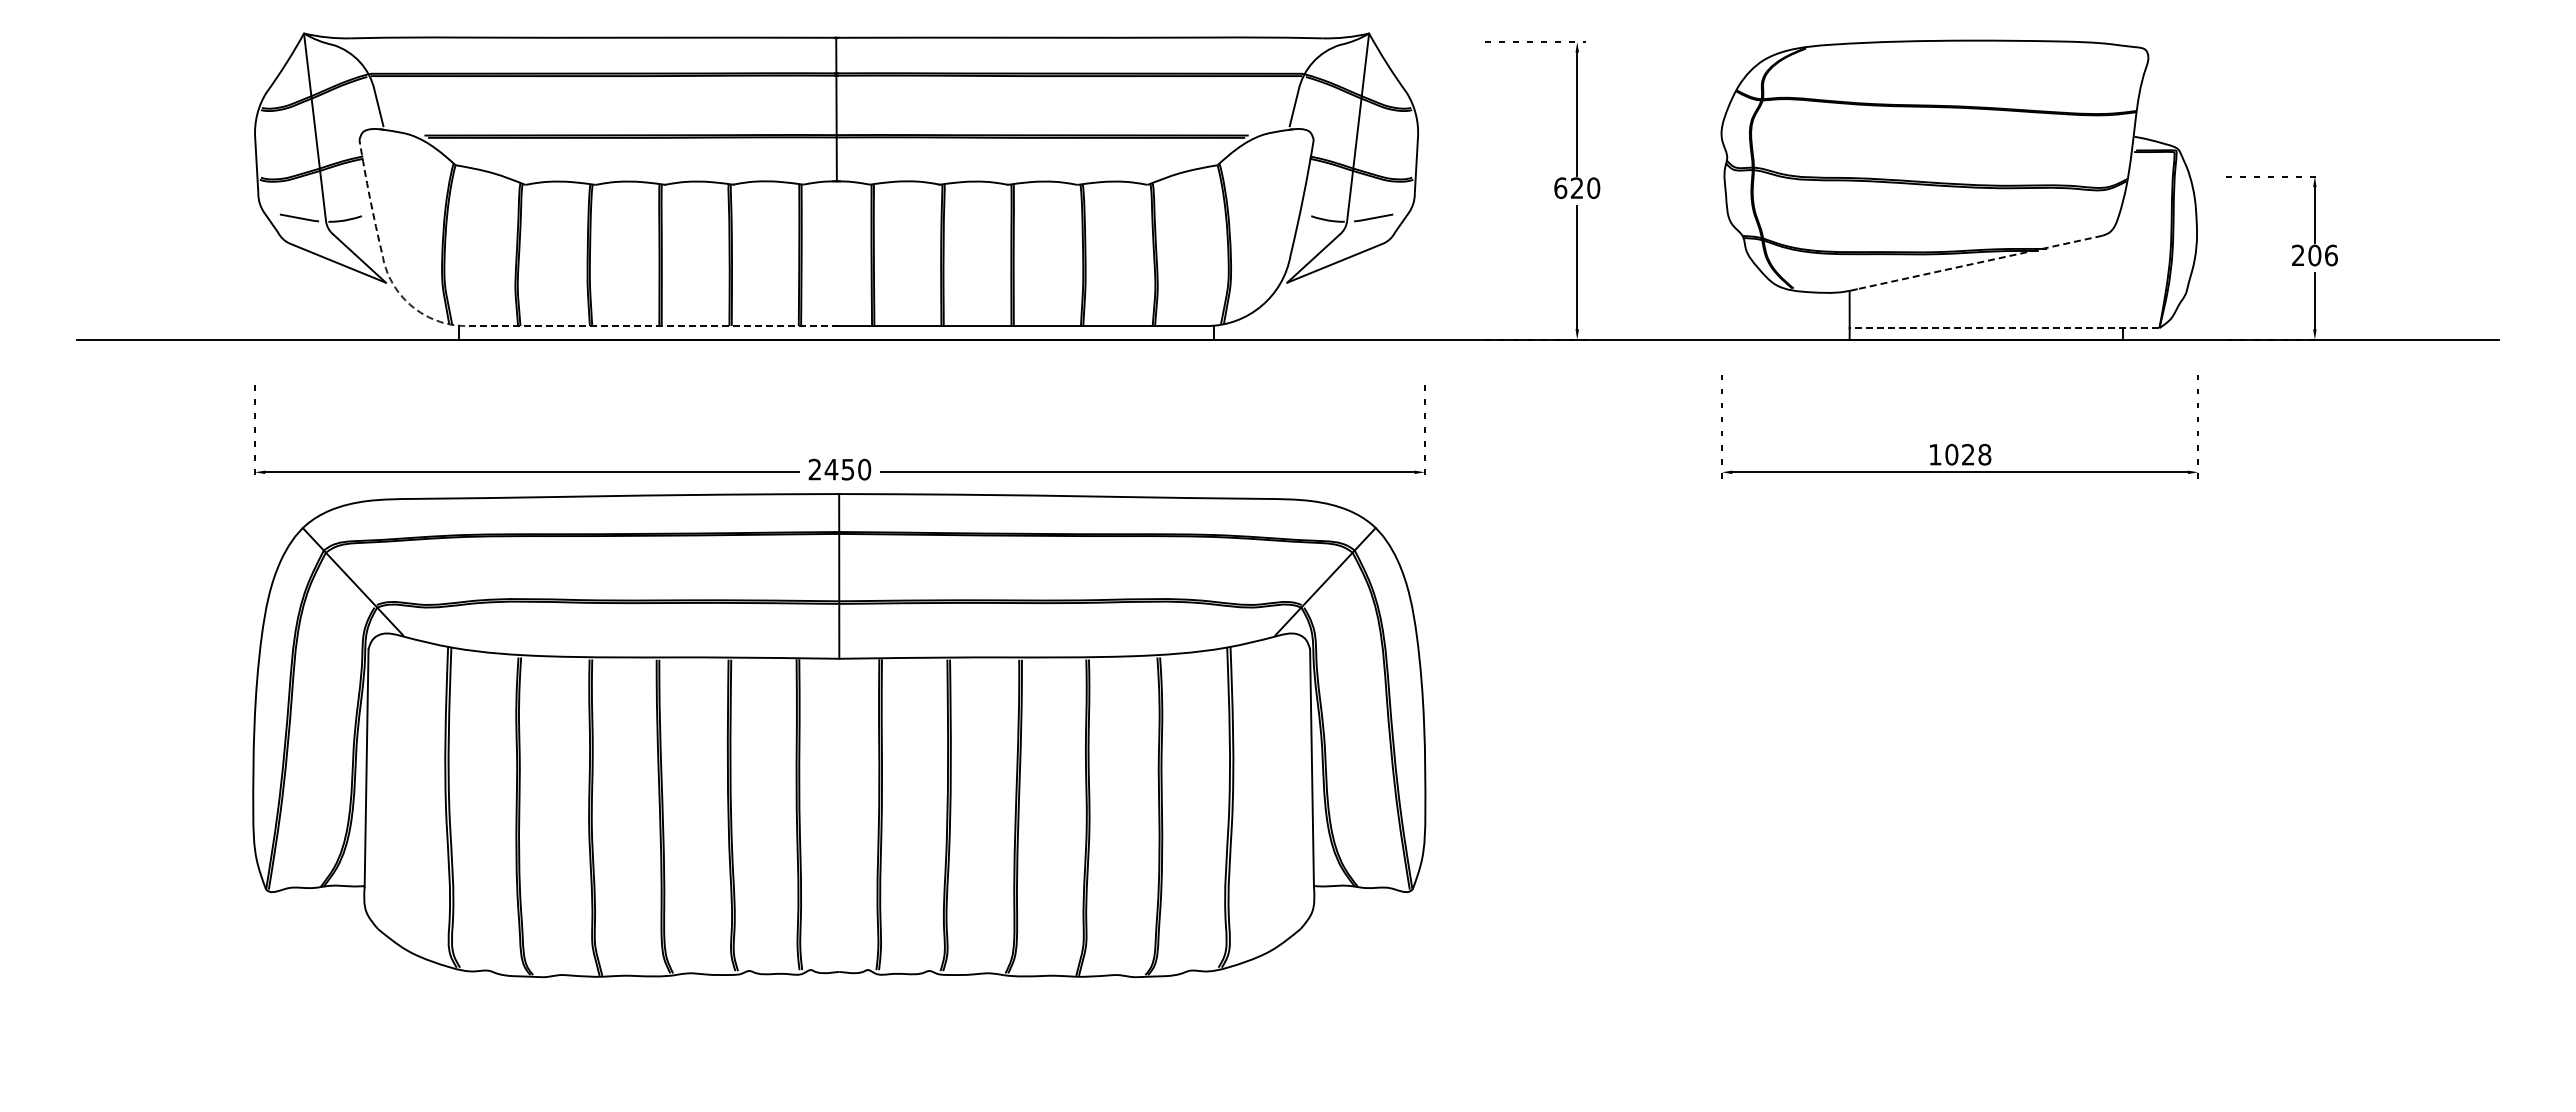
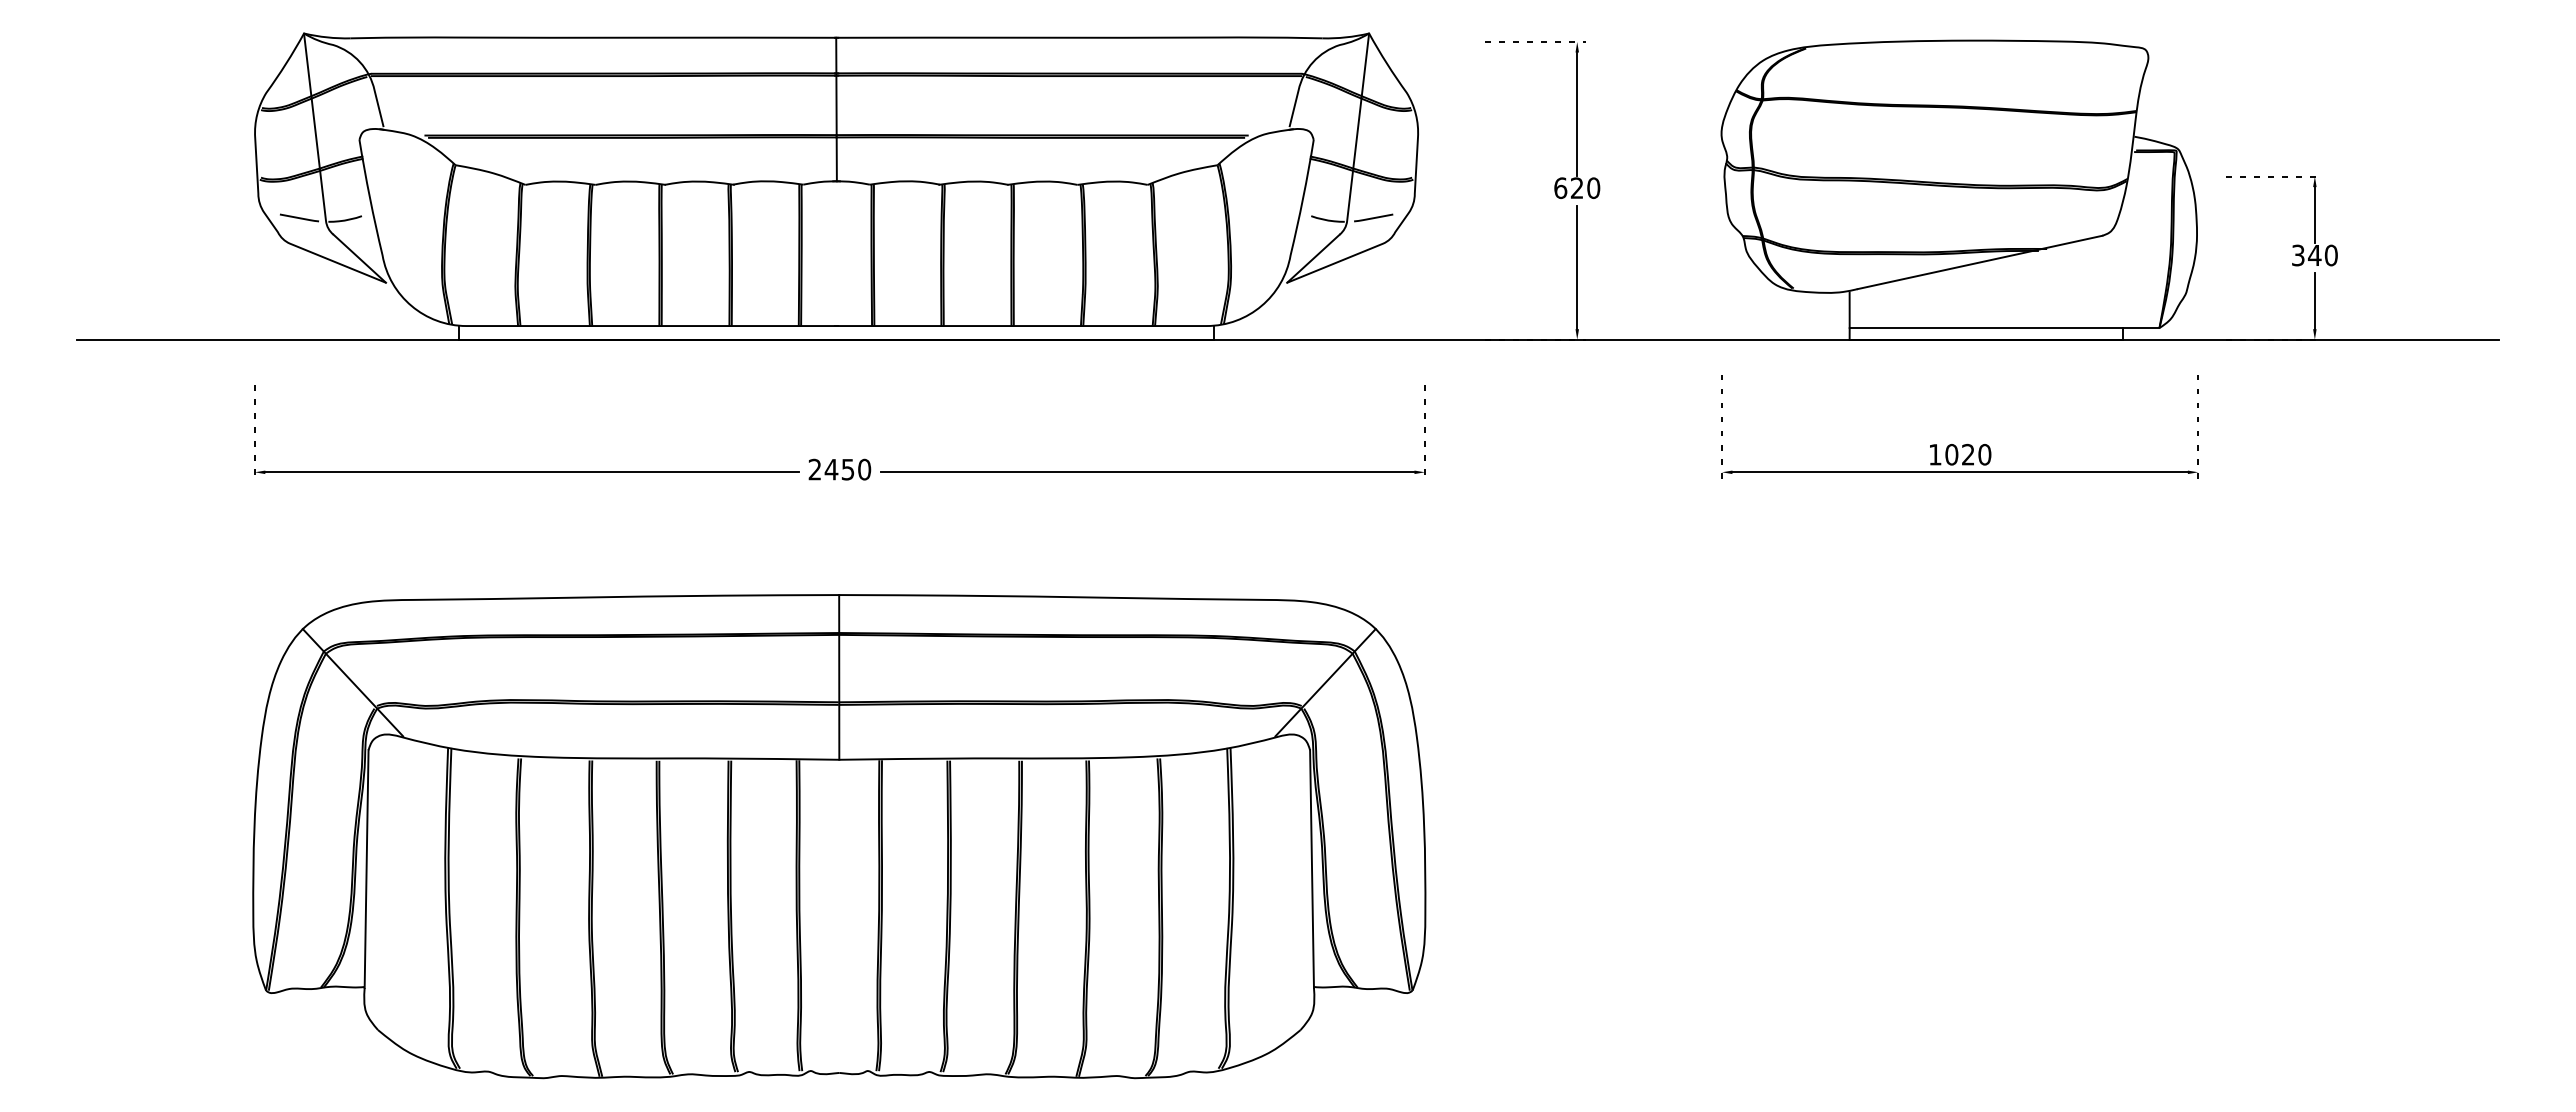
text: 206 -> 340 (2314, 255)
line: dashed -> solid (1979, 262)
line: dashed -> solid (525, 326)
line: dashed -> solid (2004, 328)
text: 1028 -> 1020 (1984, 454)
part position: (839, 735) -> (839, 836) (839, 836)
